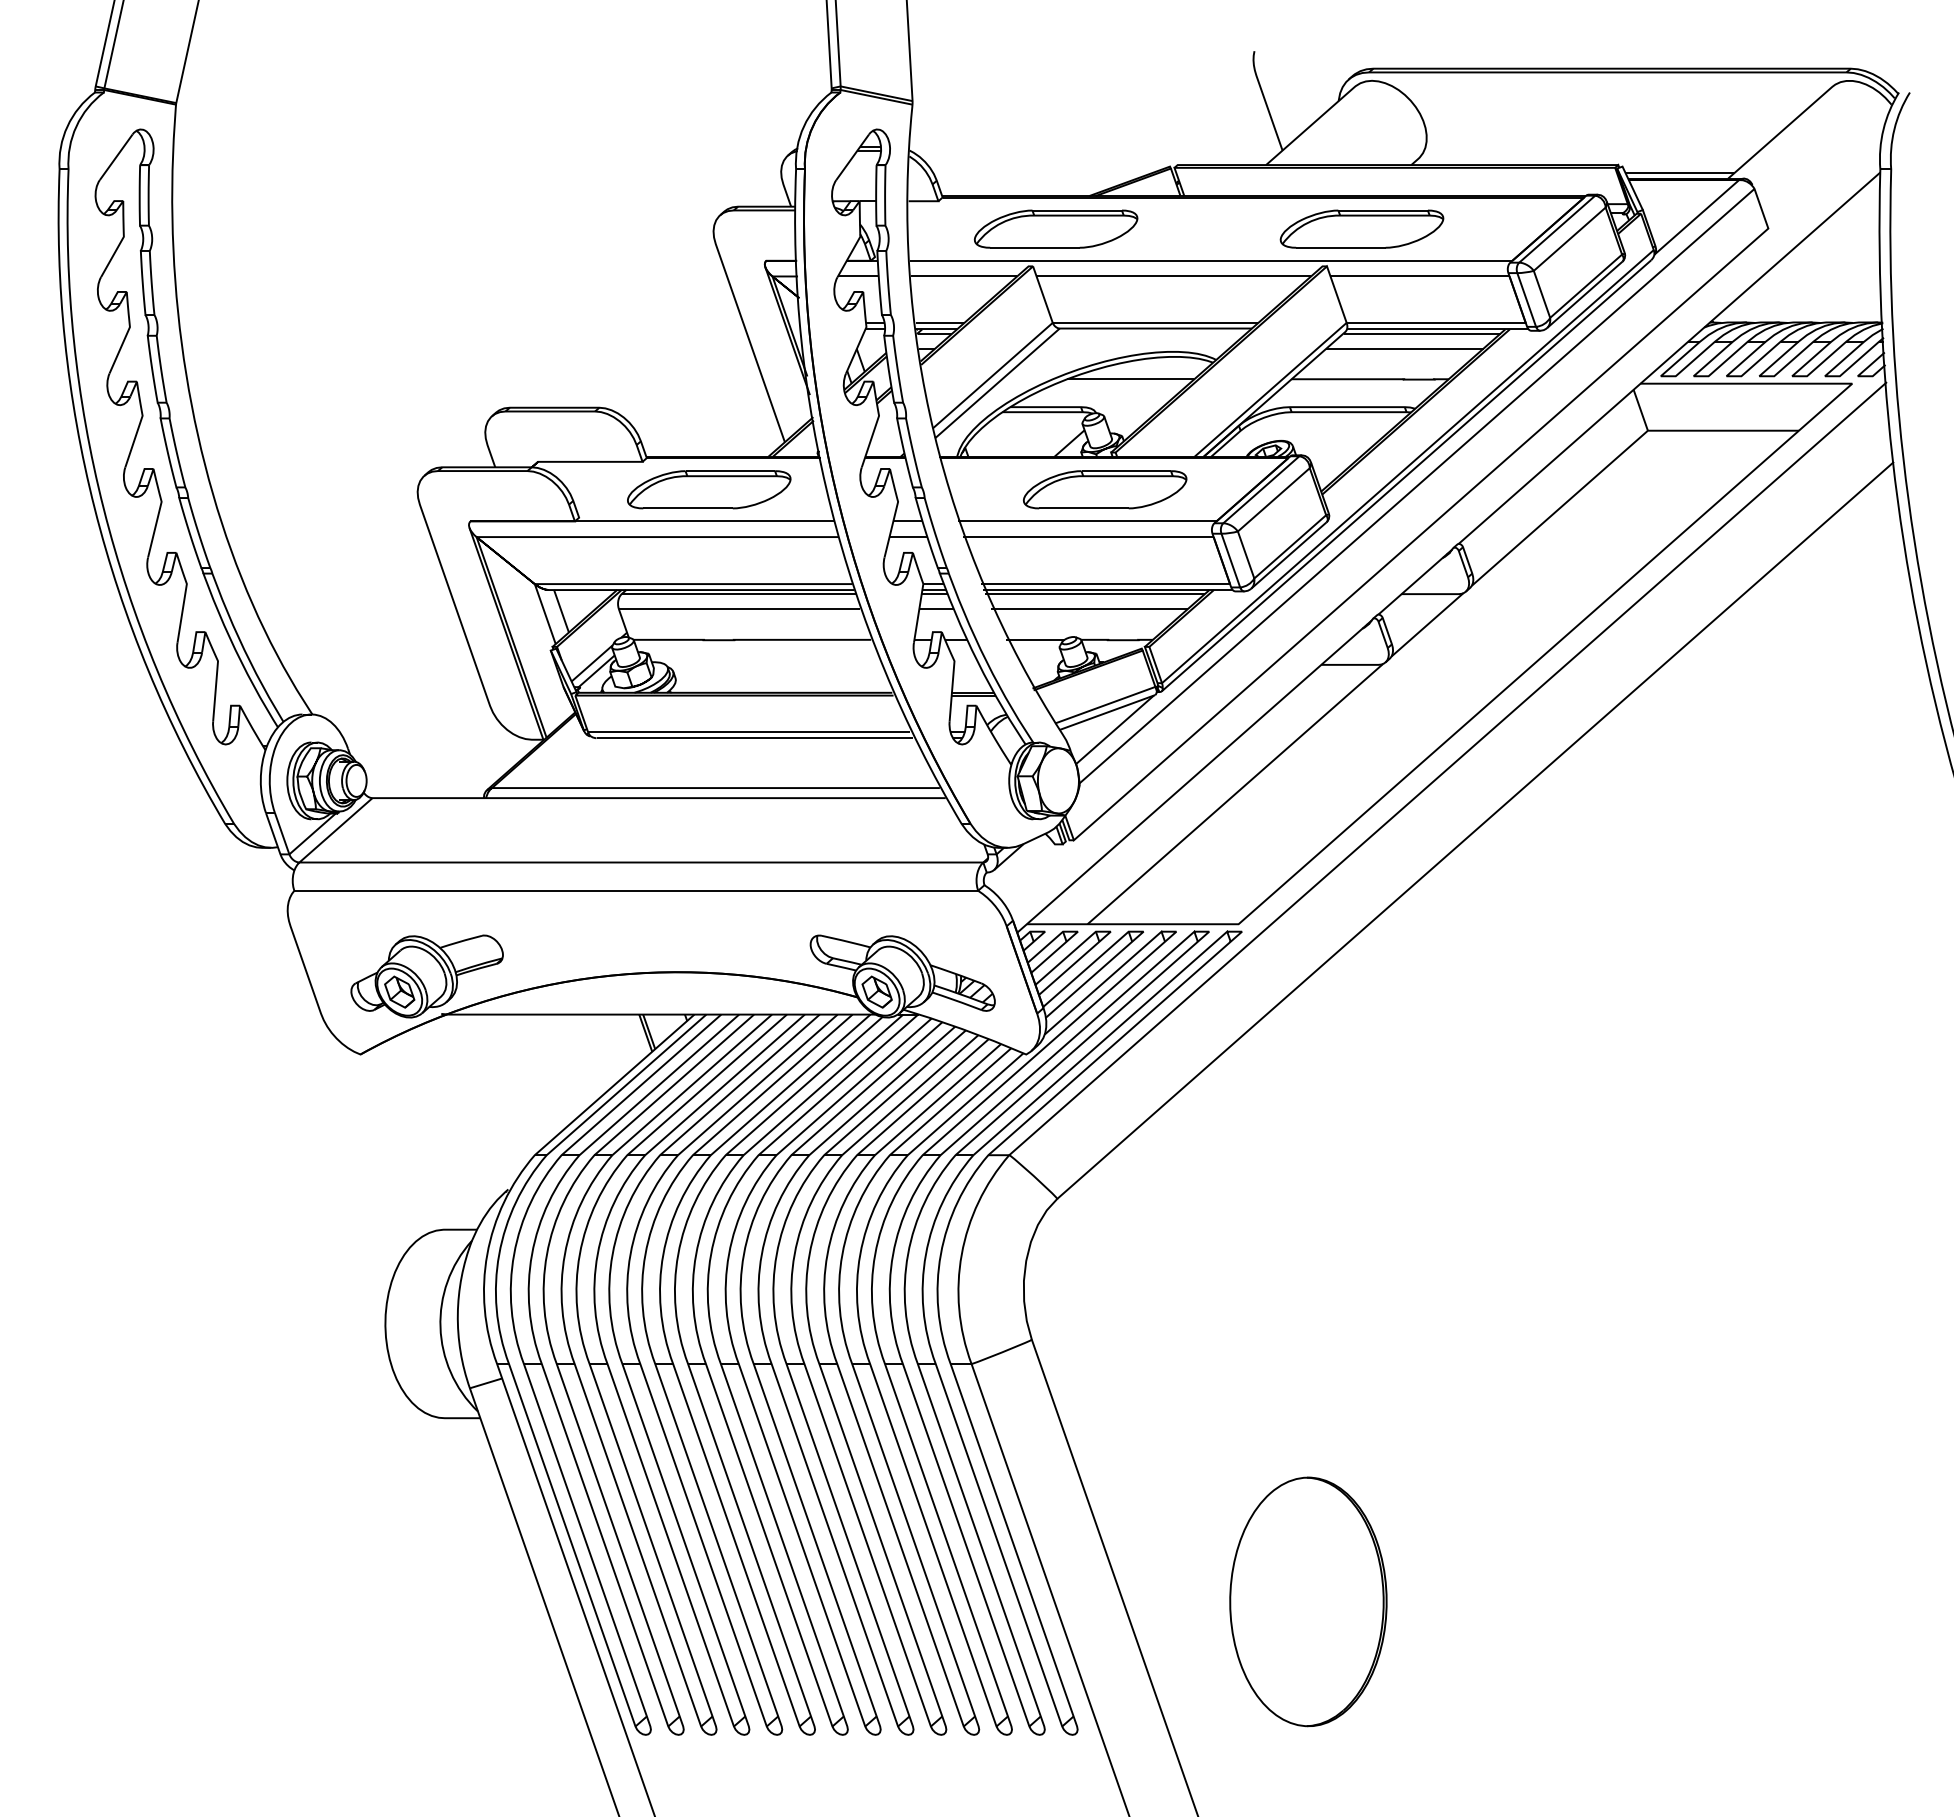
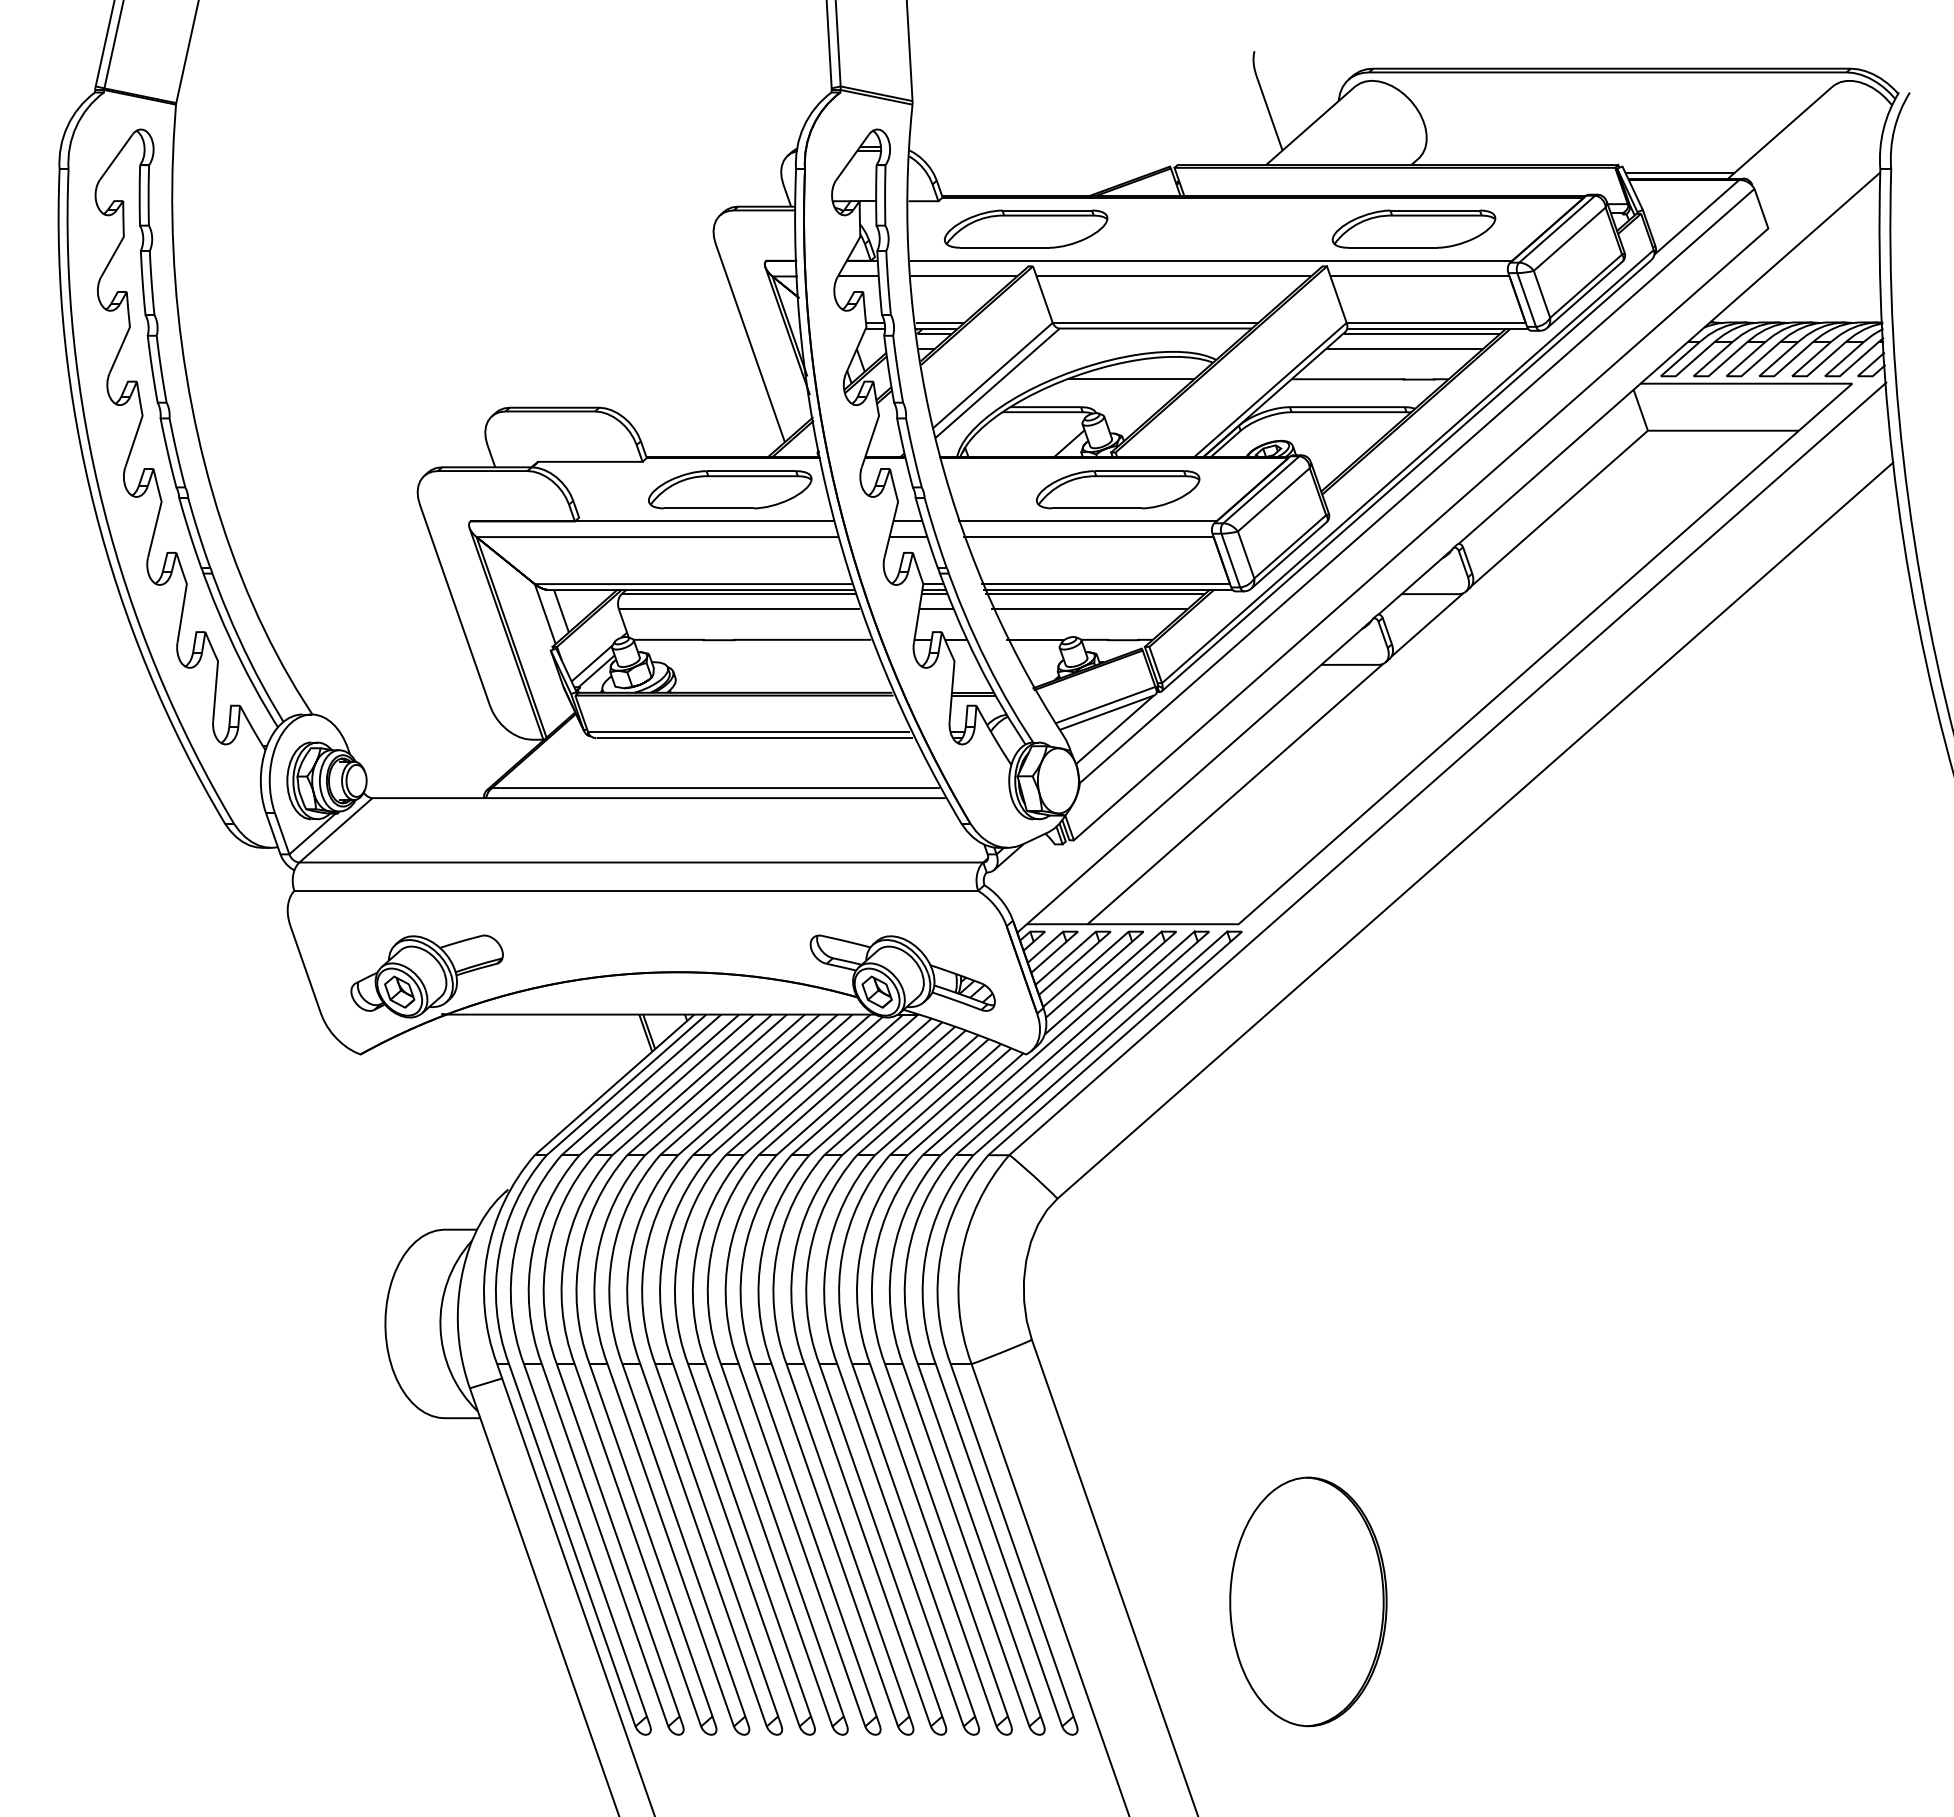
part position: (1055, 228) -> (1025, 228) (1025, 228)
part position: (1361, 228) -> (1413, 228) (1413, 228)
part position: (709, 489) -> (730, 489) (730, 489)
part position: (1105, 489) -> (1118, 489) (1118, 489)
